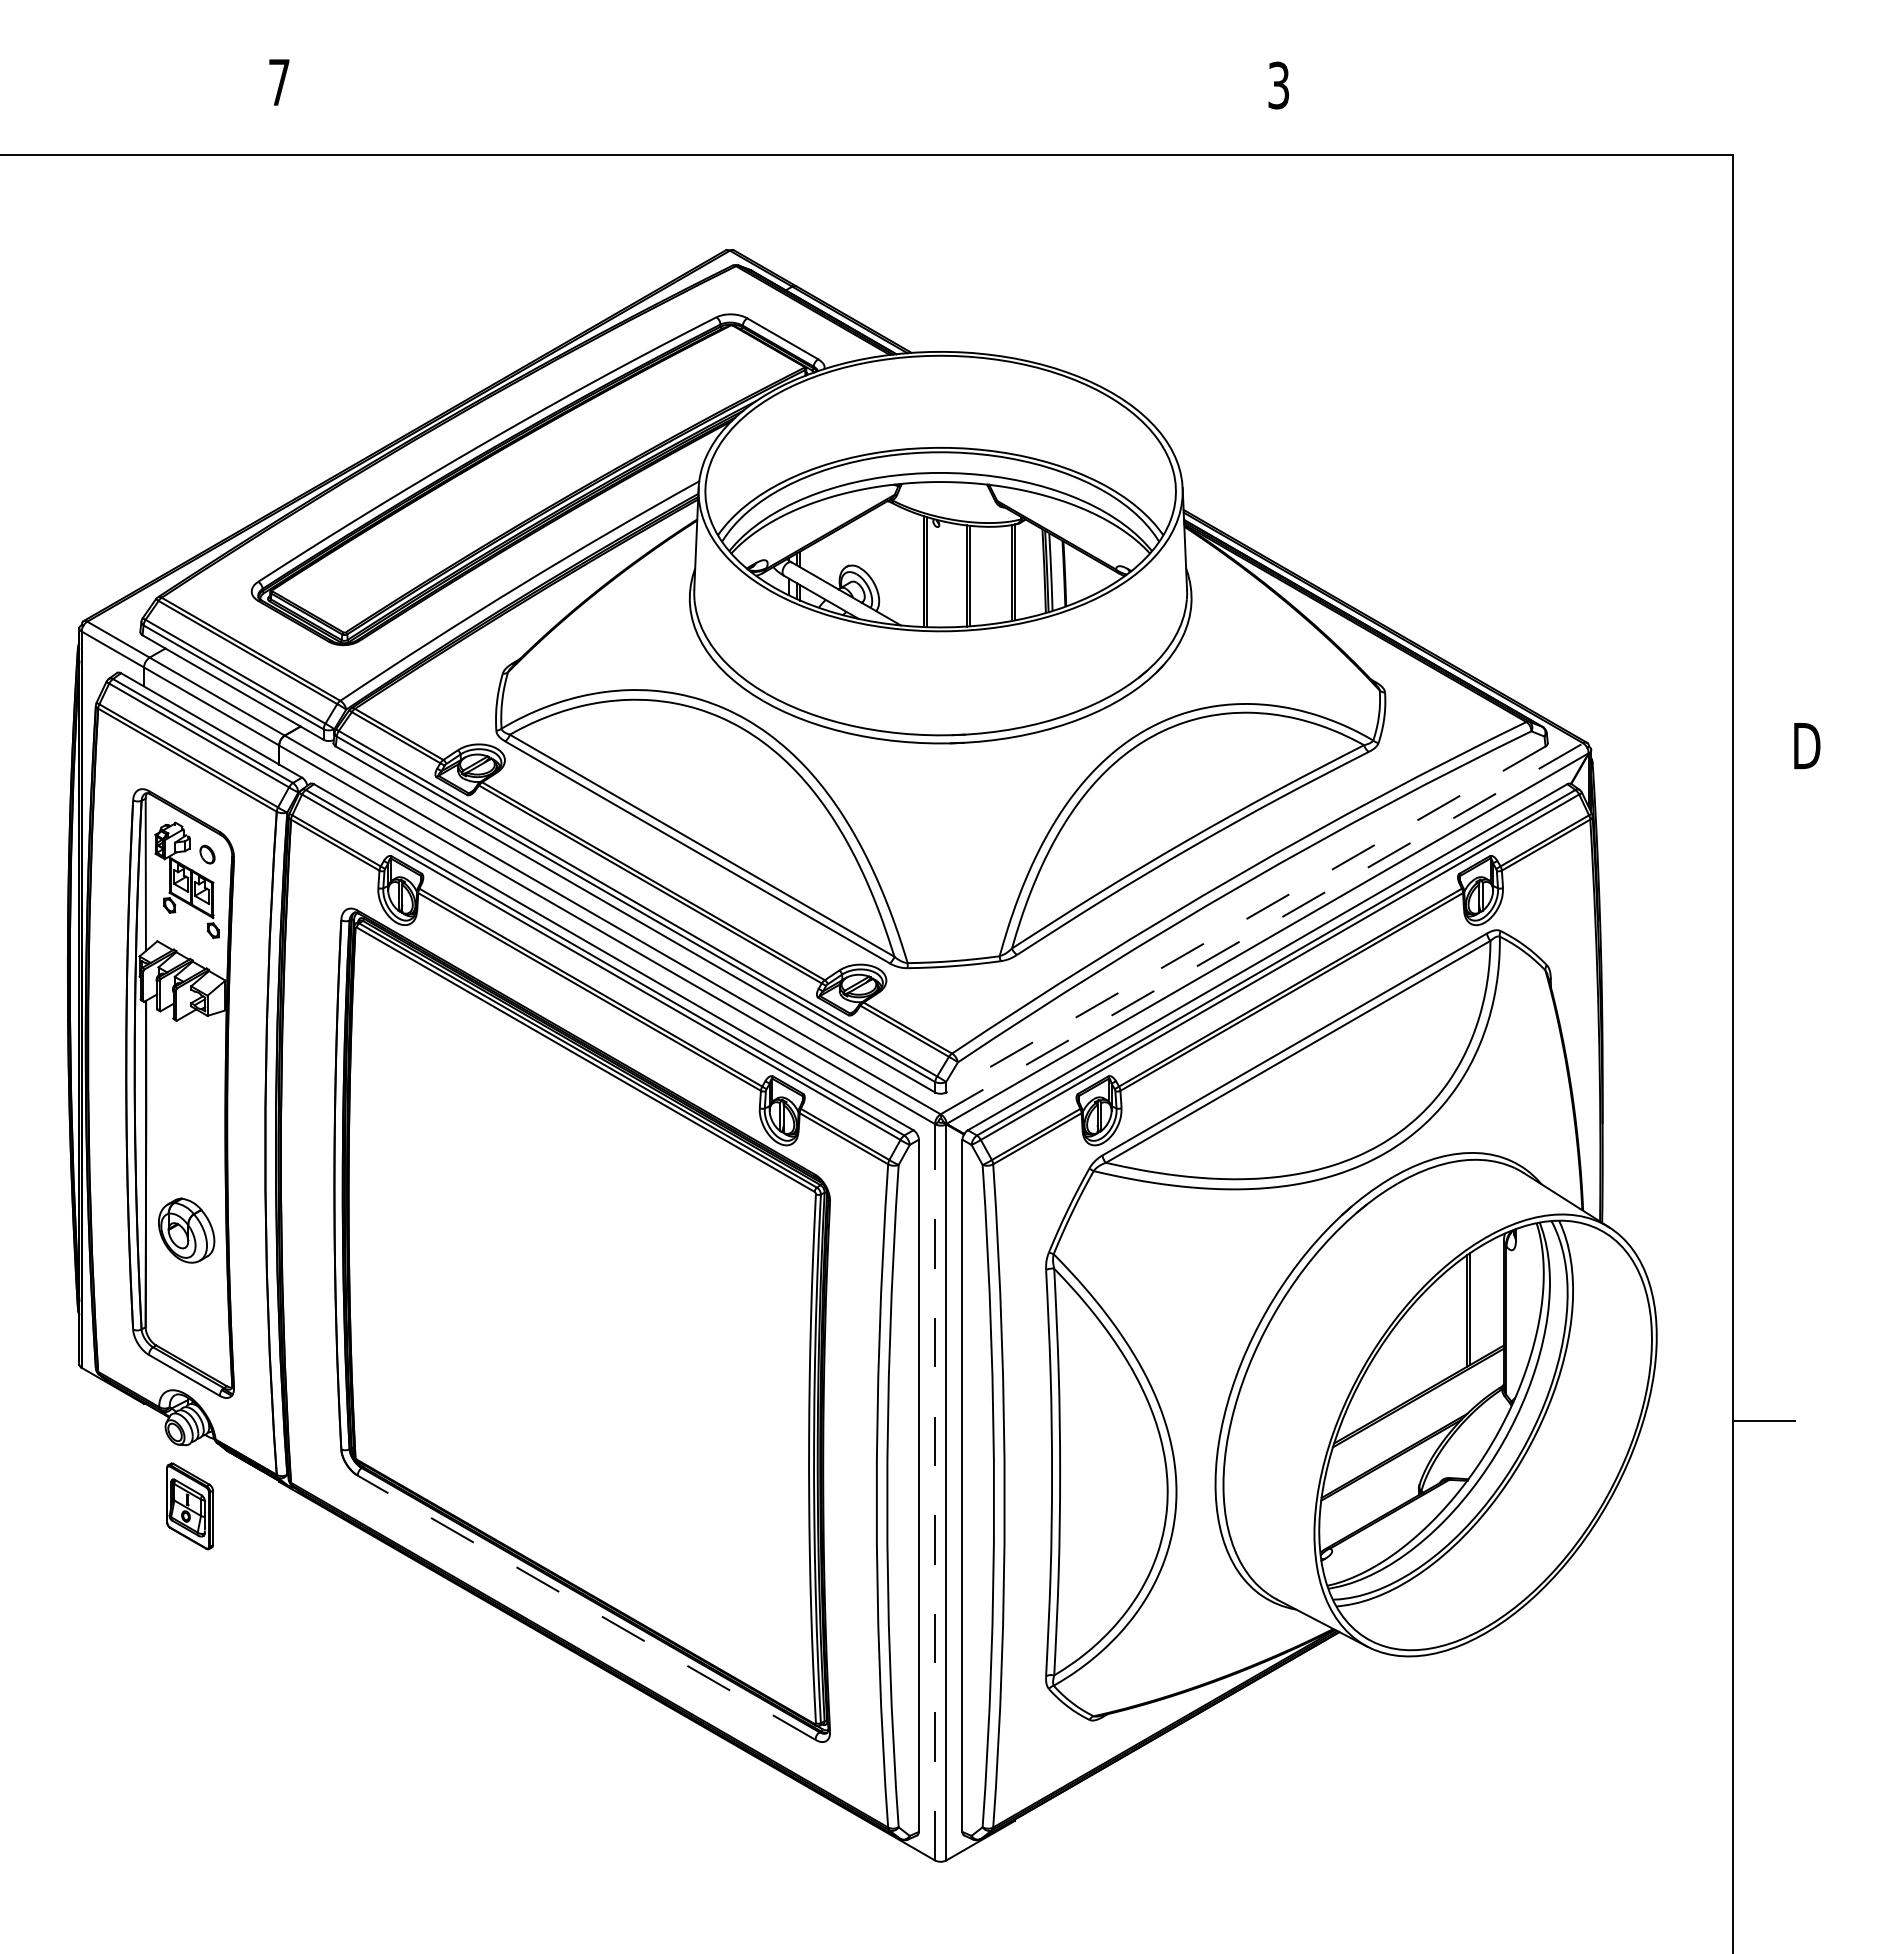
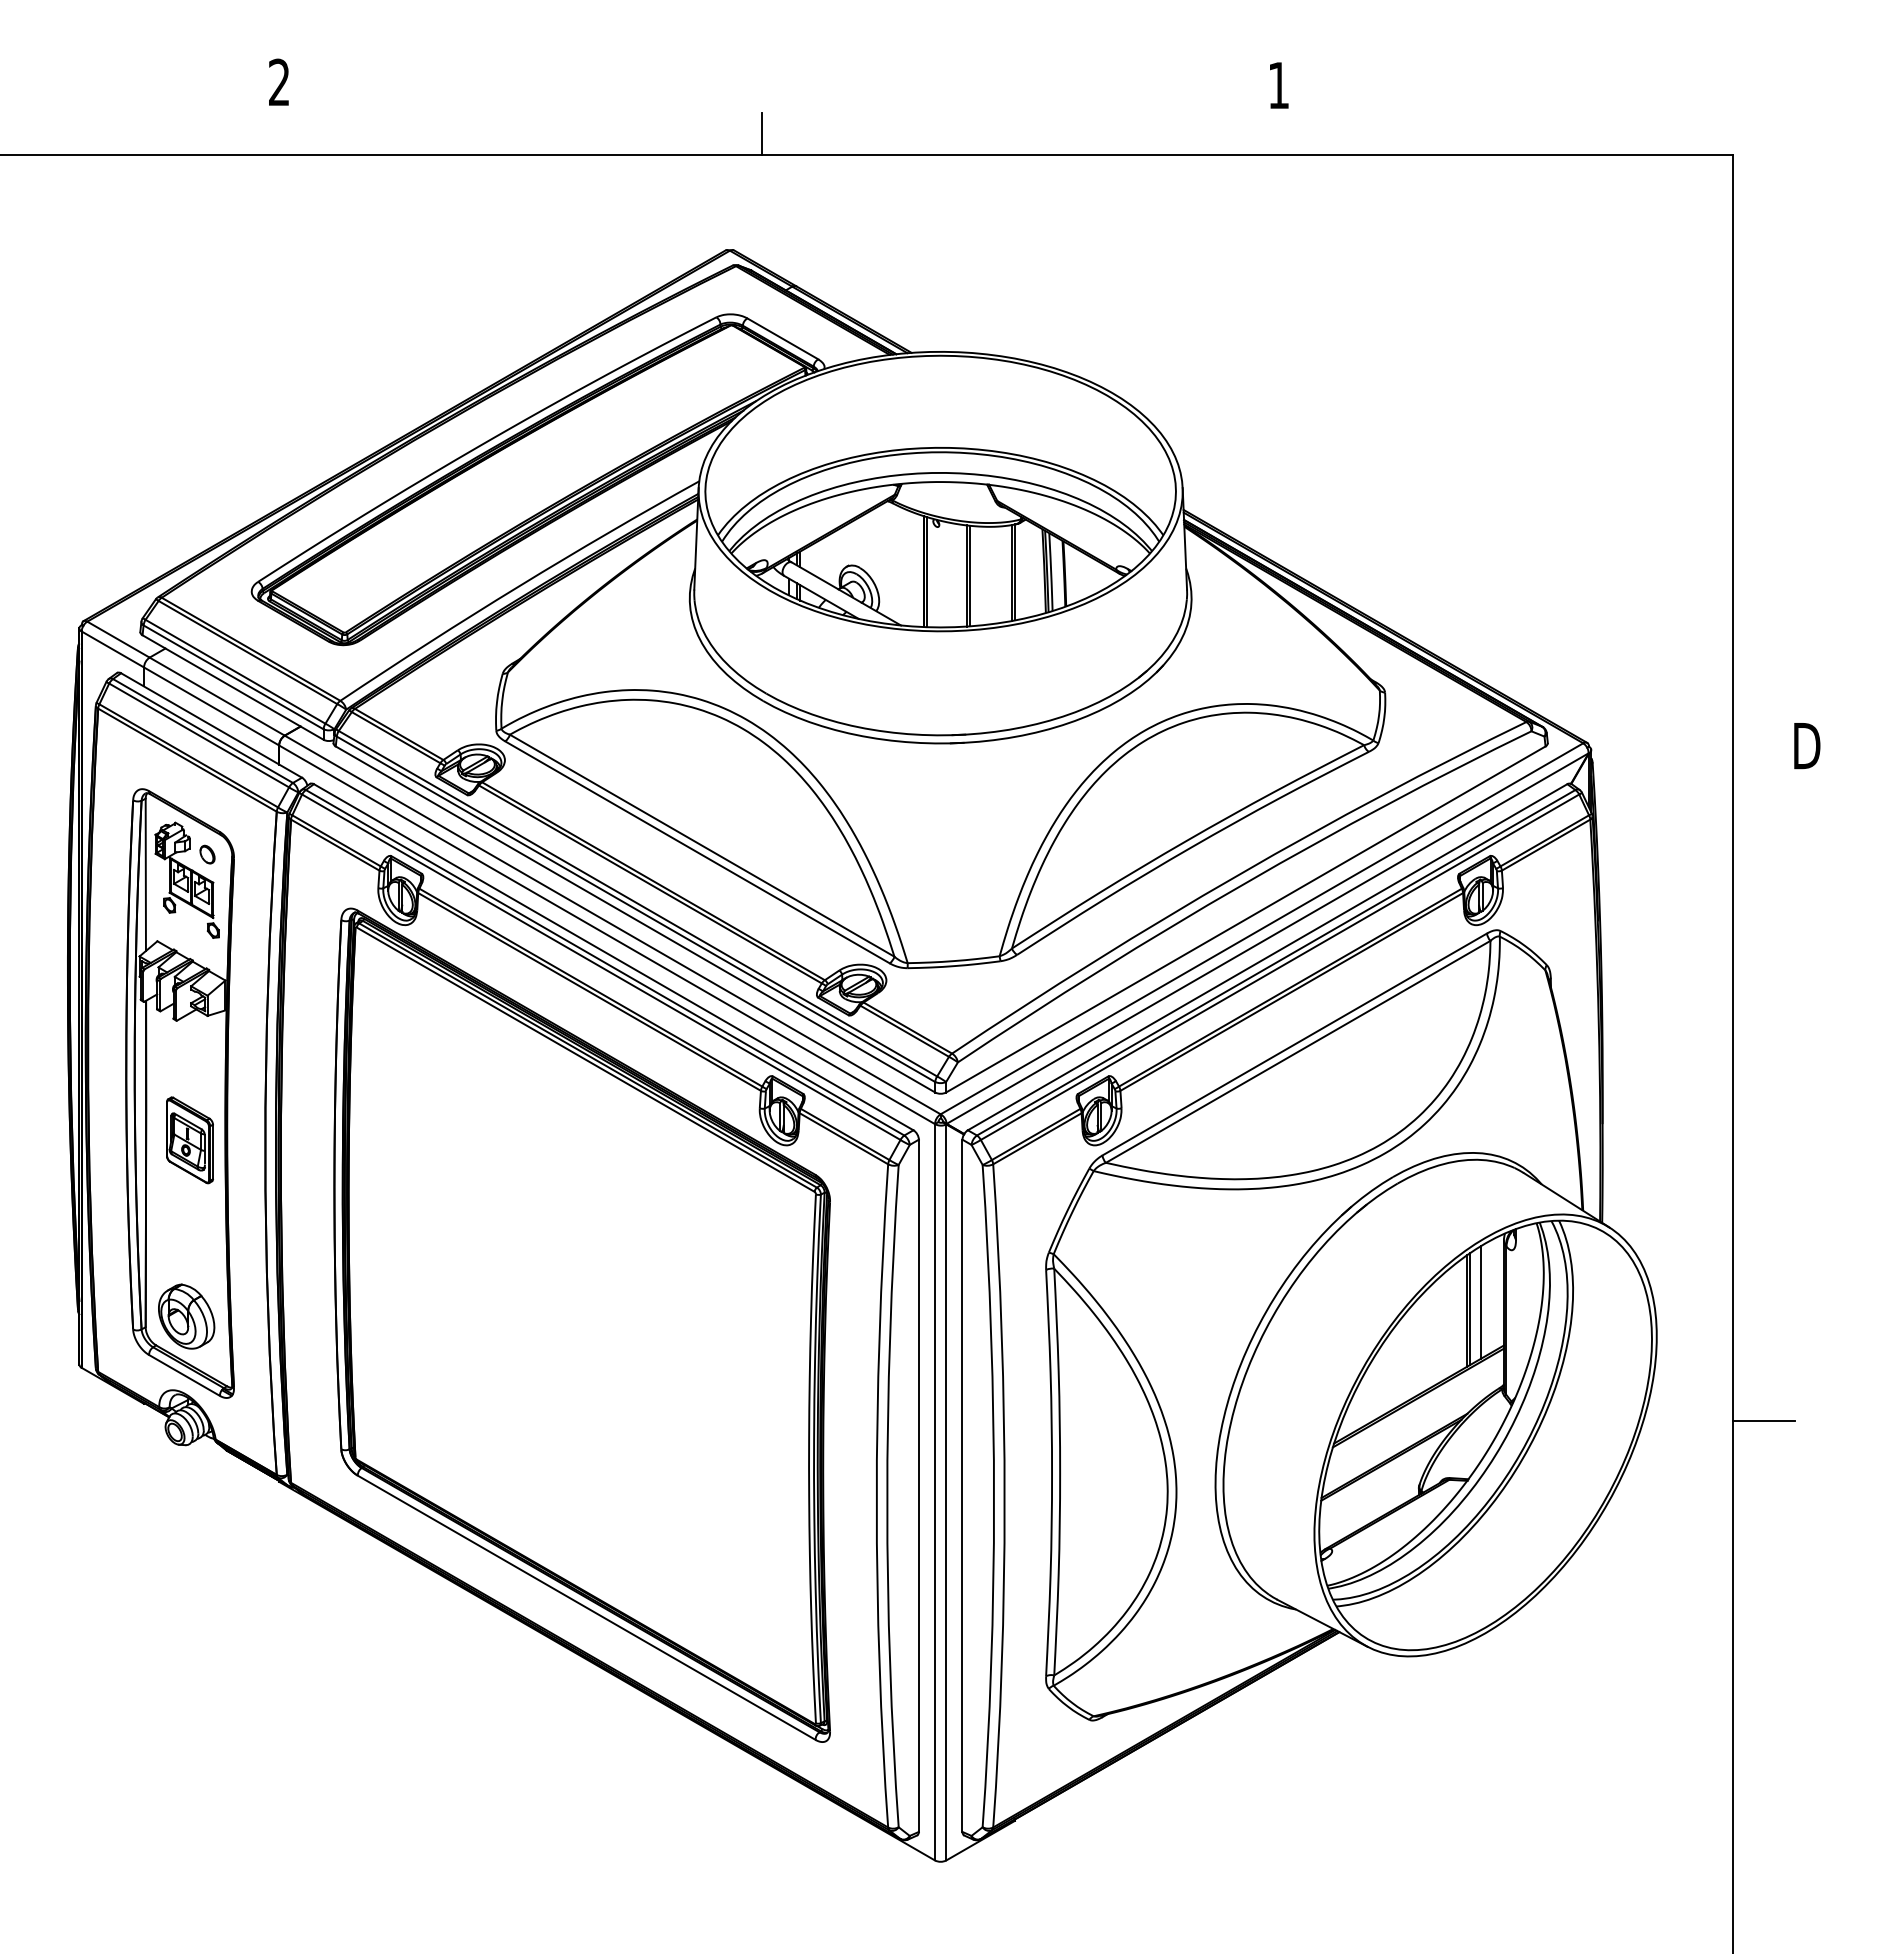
text: 7 -> 2 (279, 81)
text: 3 -> 1 (1278, 85)
line: none -> present (762, 134)
line: dashed -> solid (1245, 919)
line: dashed -> solid (1262, 928)
part position: (186, 1230) -> (186, 1316) (186, 1316)
line: none -> present (1480, 1302)
line: dashed -> solid (934, 1491)
part position: (189, 1506) -> (189, 1140) (189, 1140)
line: dashed -> solid (586, 1607)
